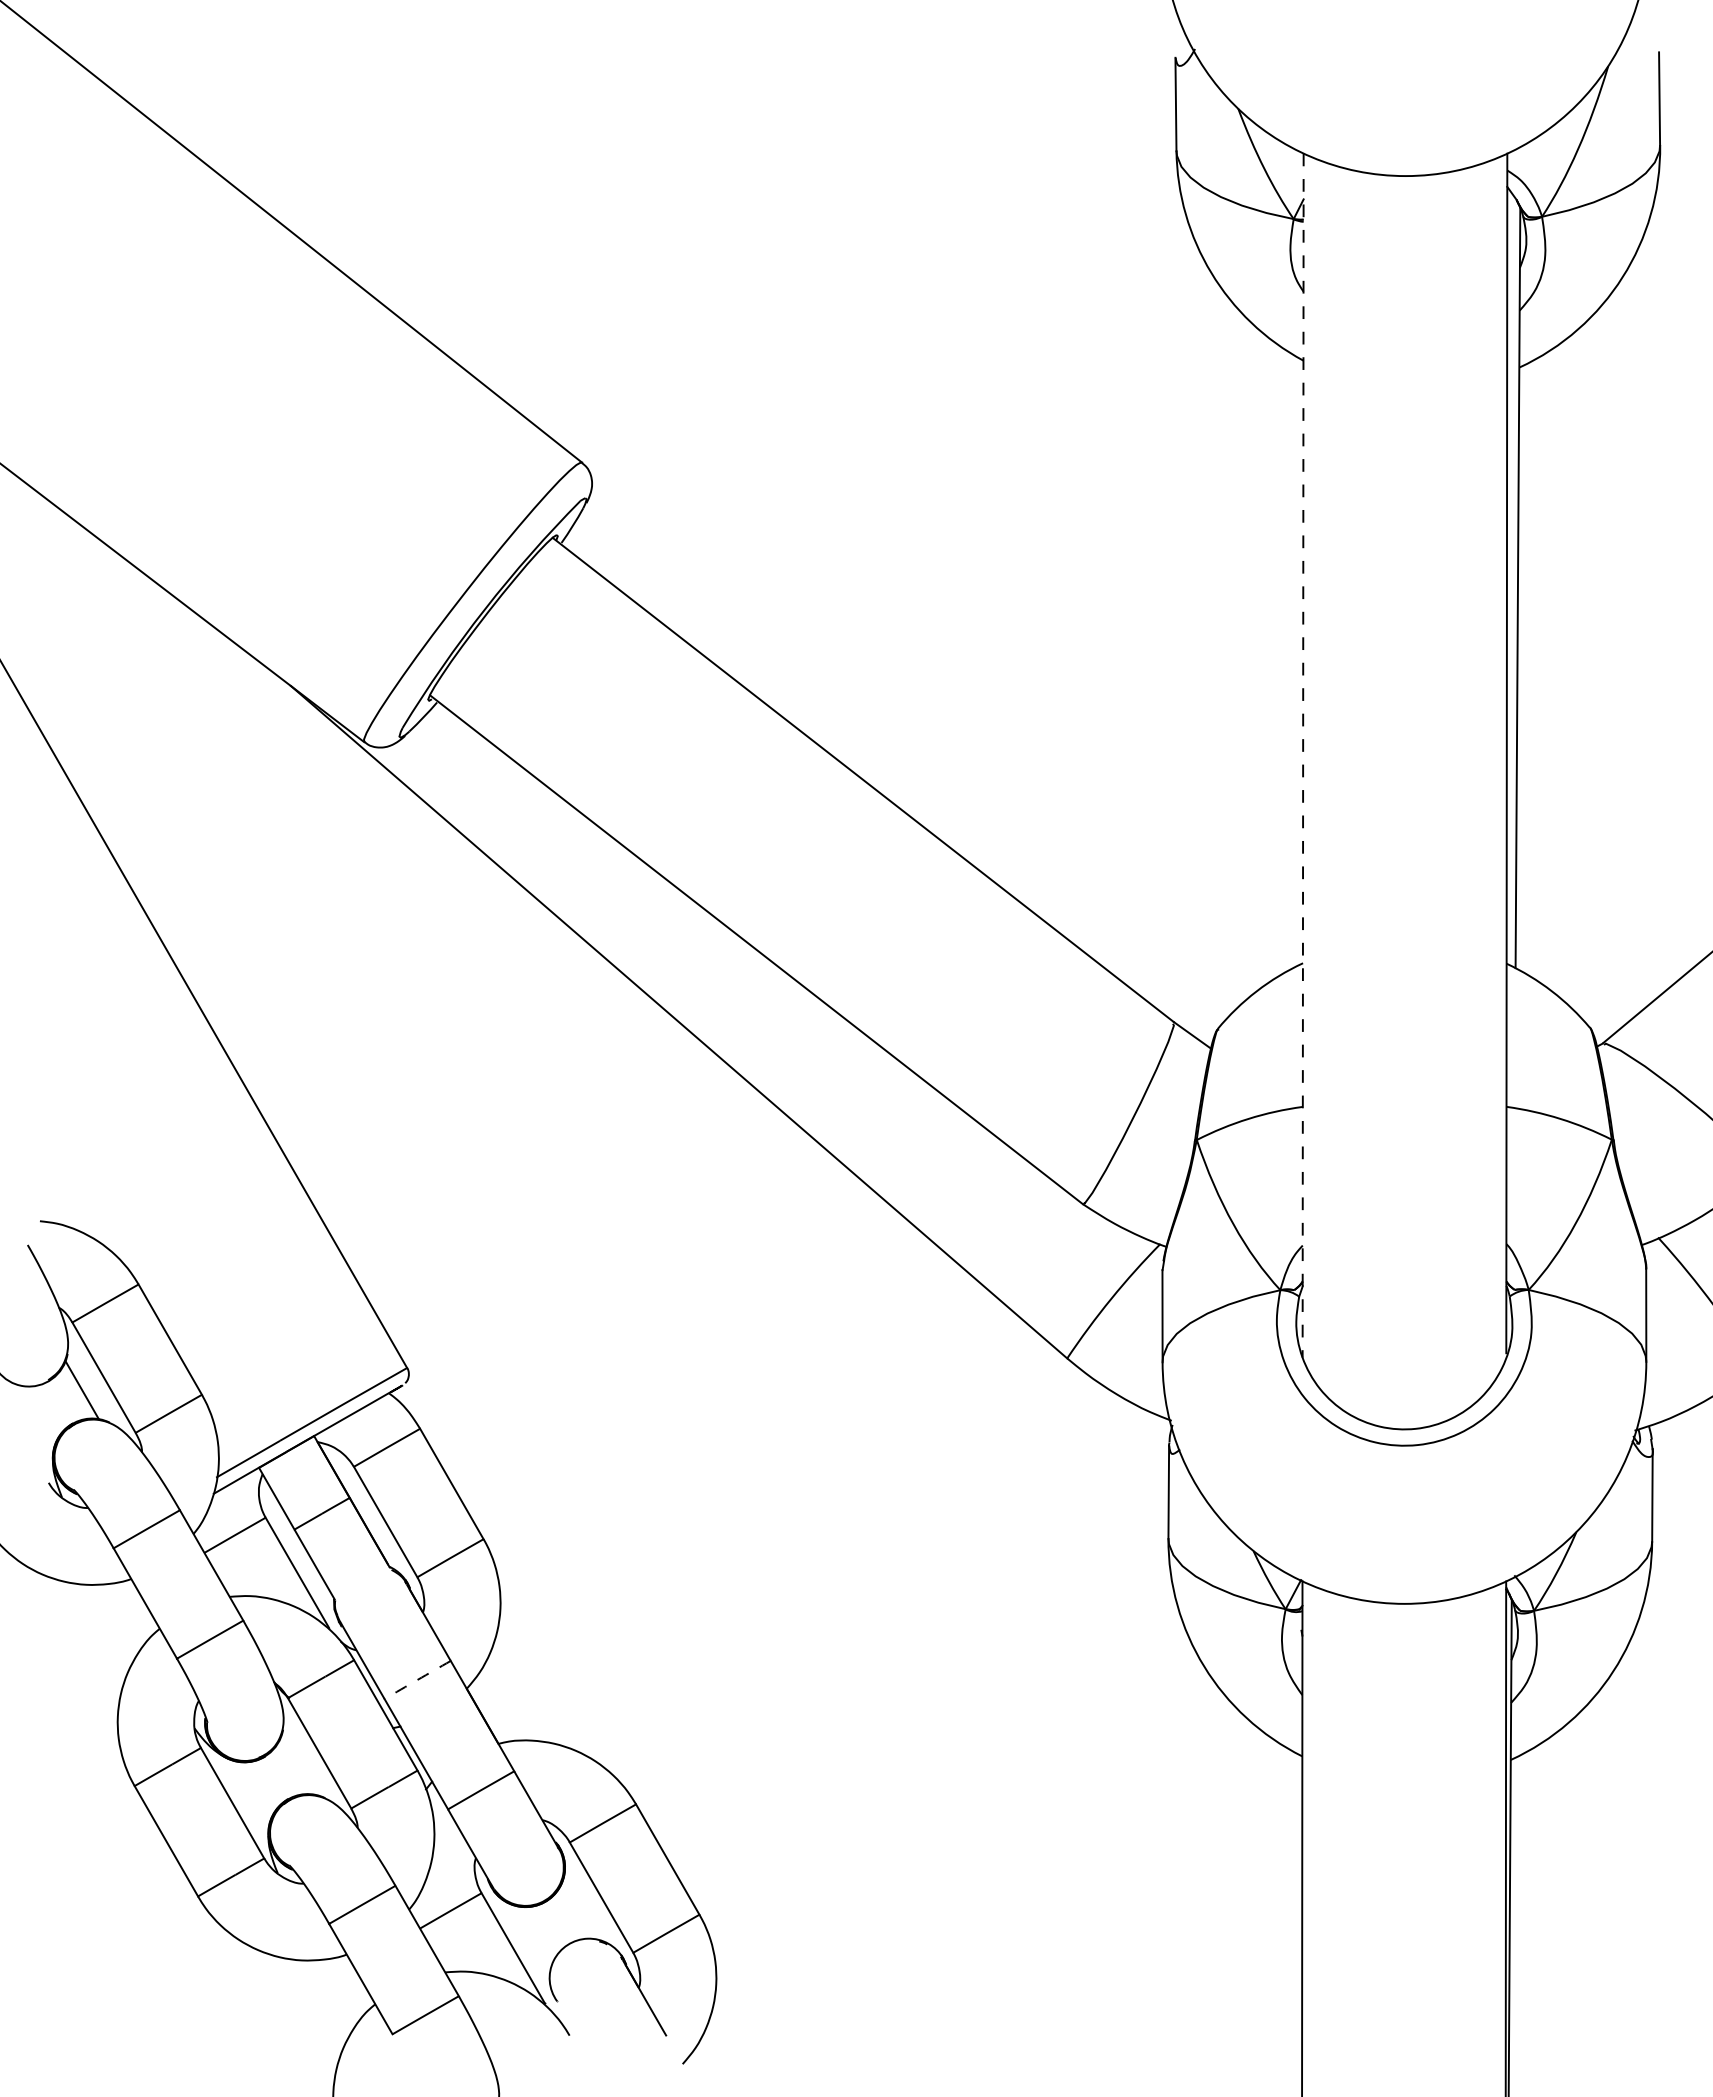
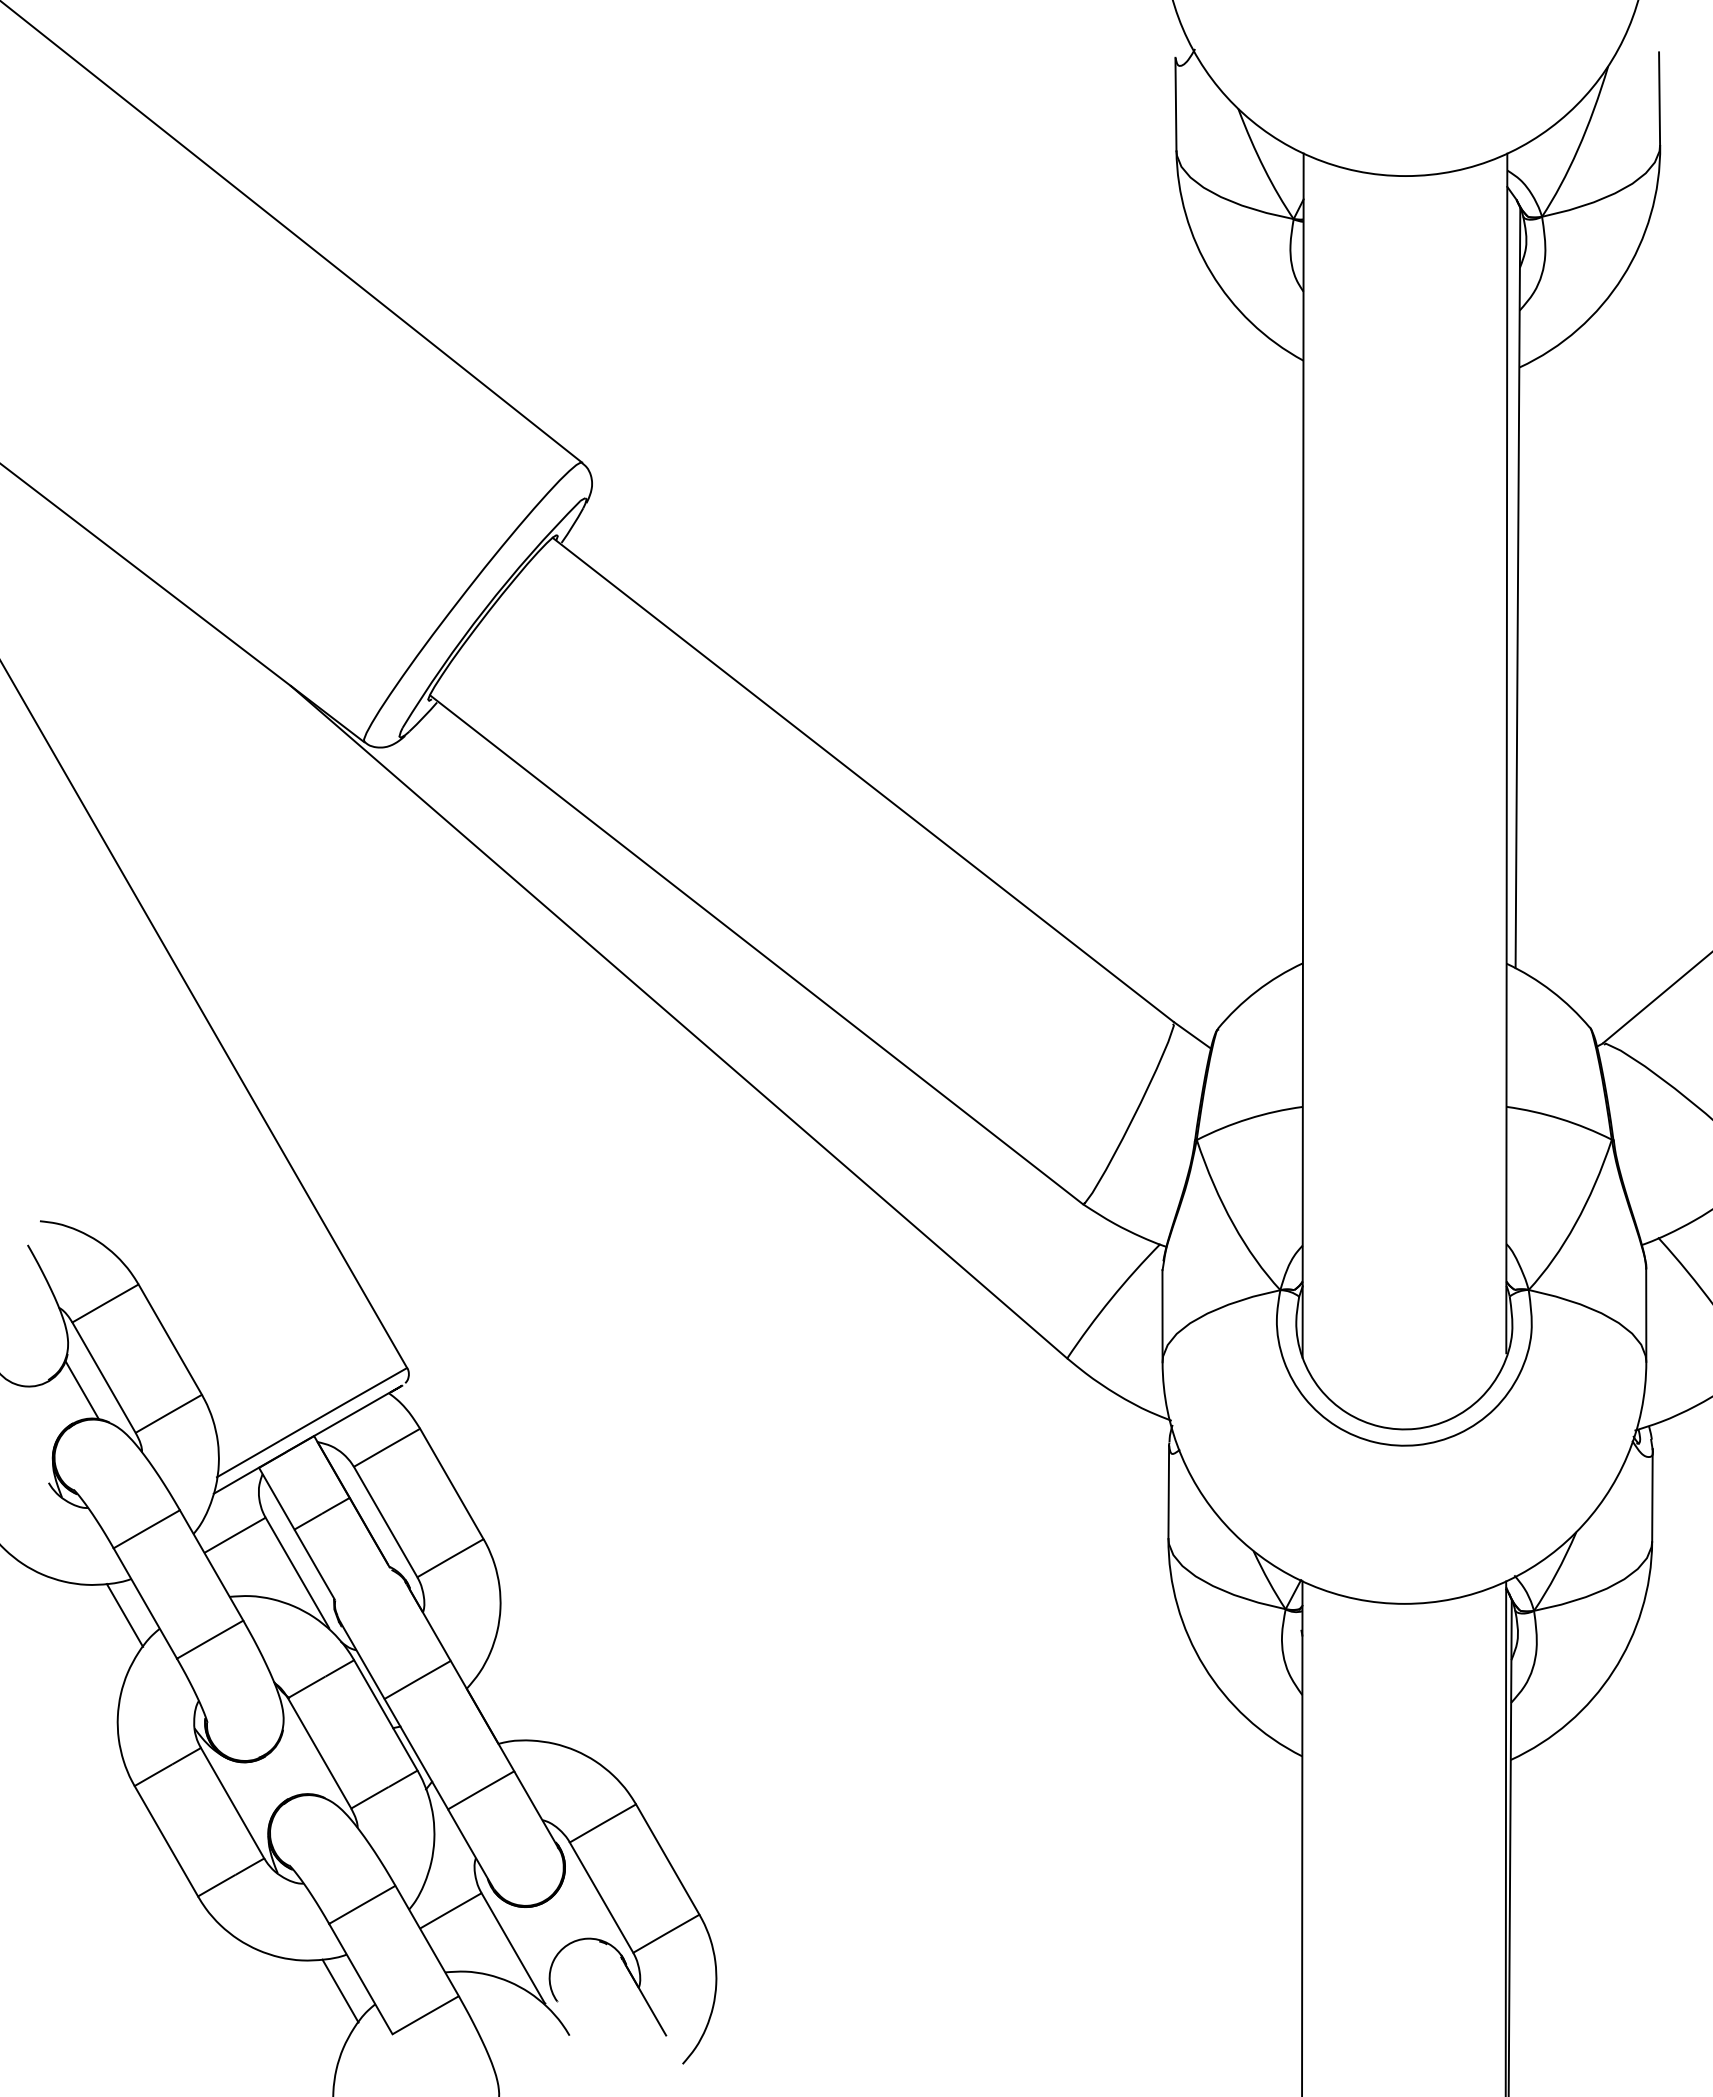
line: dashed -> solid (1303, 756)
line: none -> present (124, 1615)
arc: dashed -> solid (417, 1679)
line: none -> present (340, 1990)
